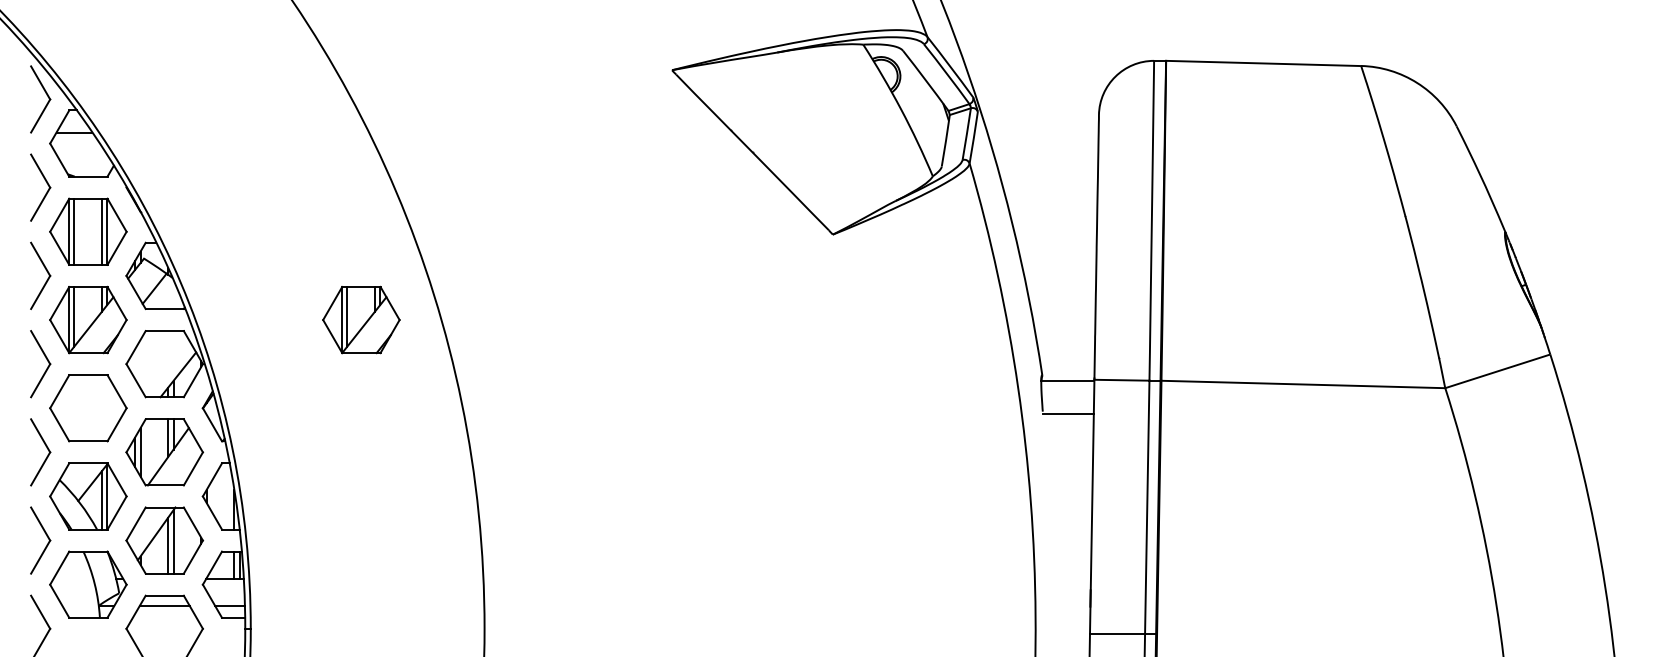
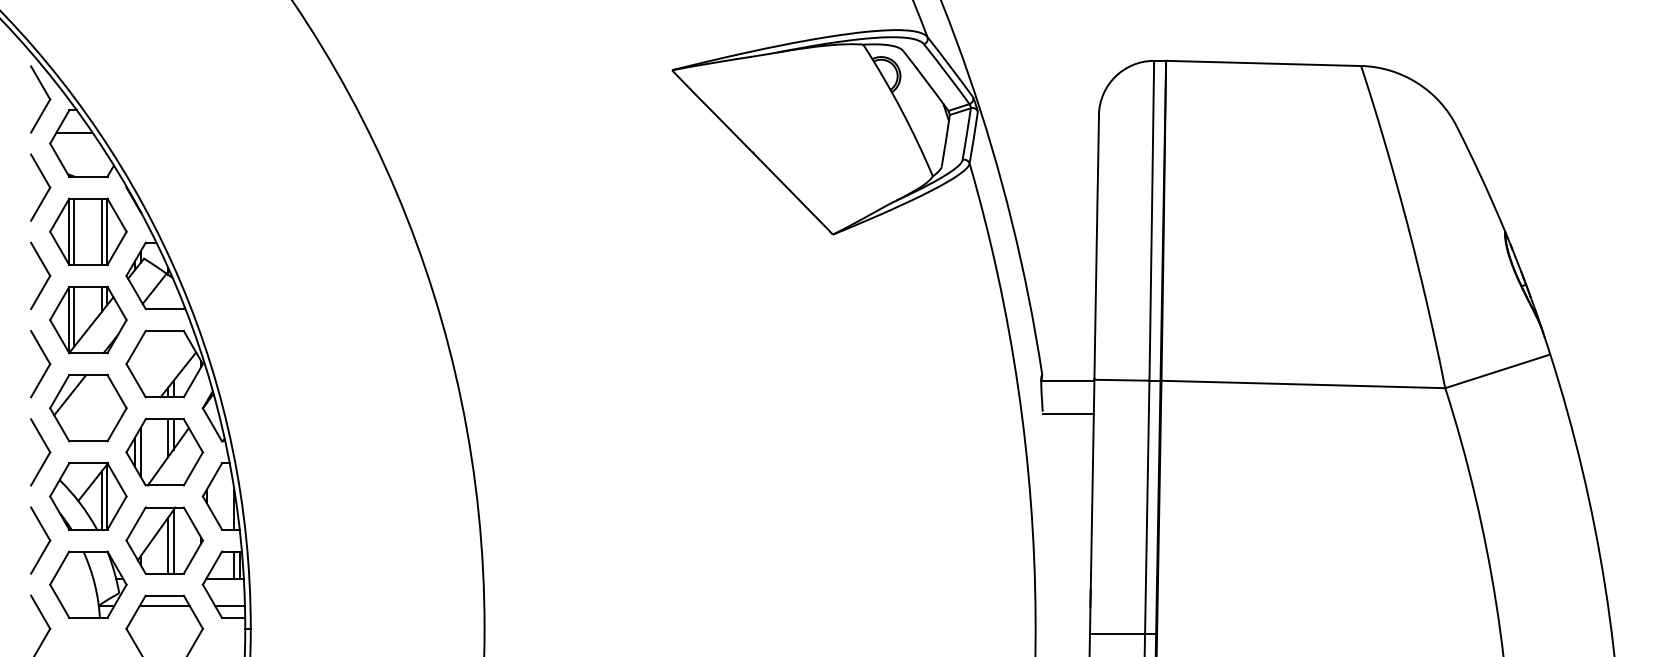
part: present -> none (361, 319)
line: none -> present (70, 395)
